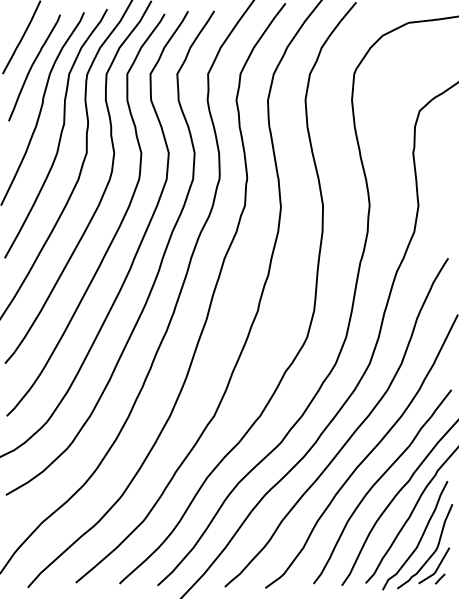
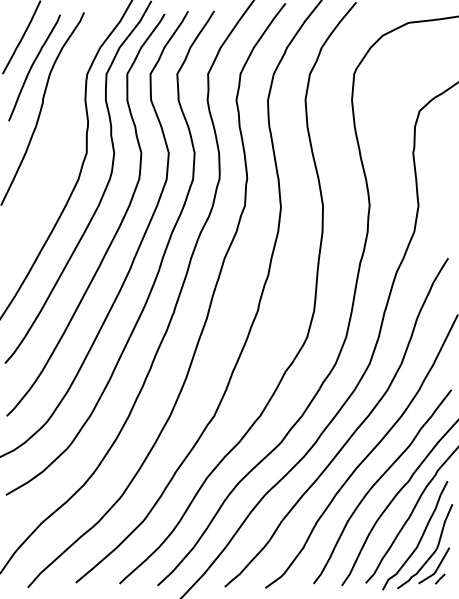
curve: present -> none (60, 133)
